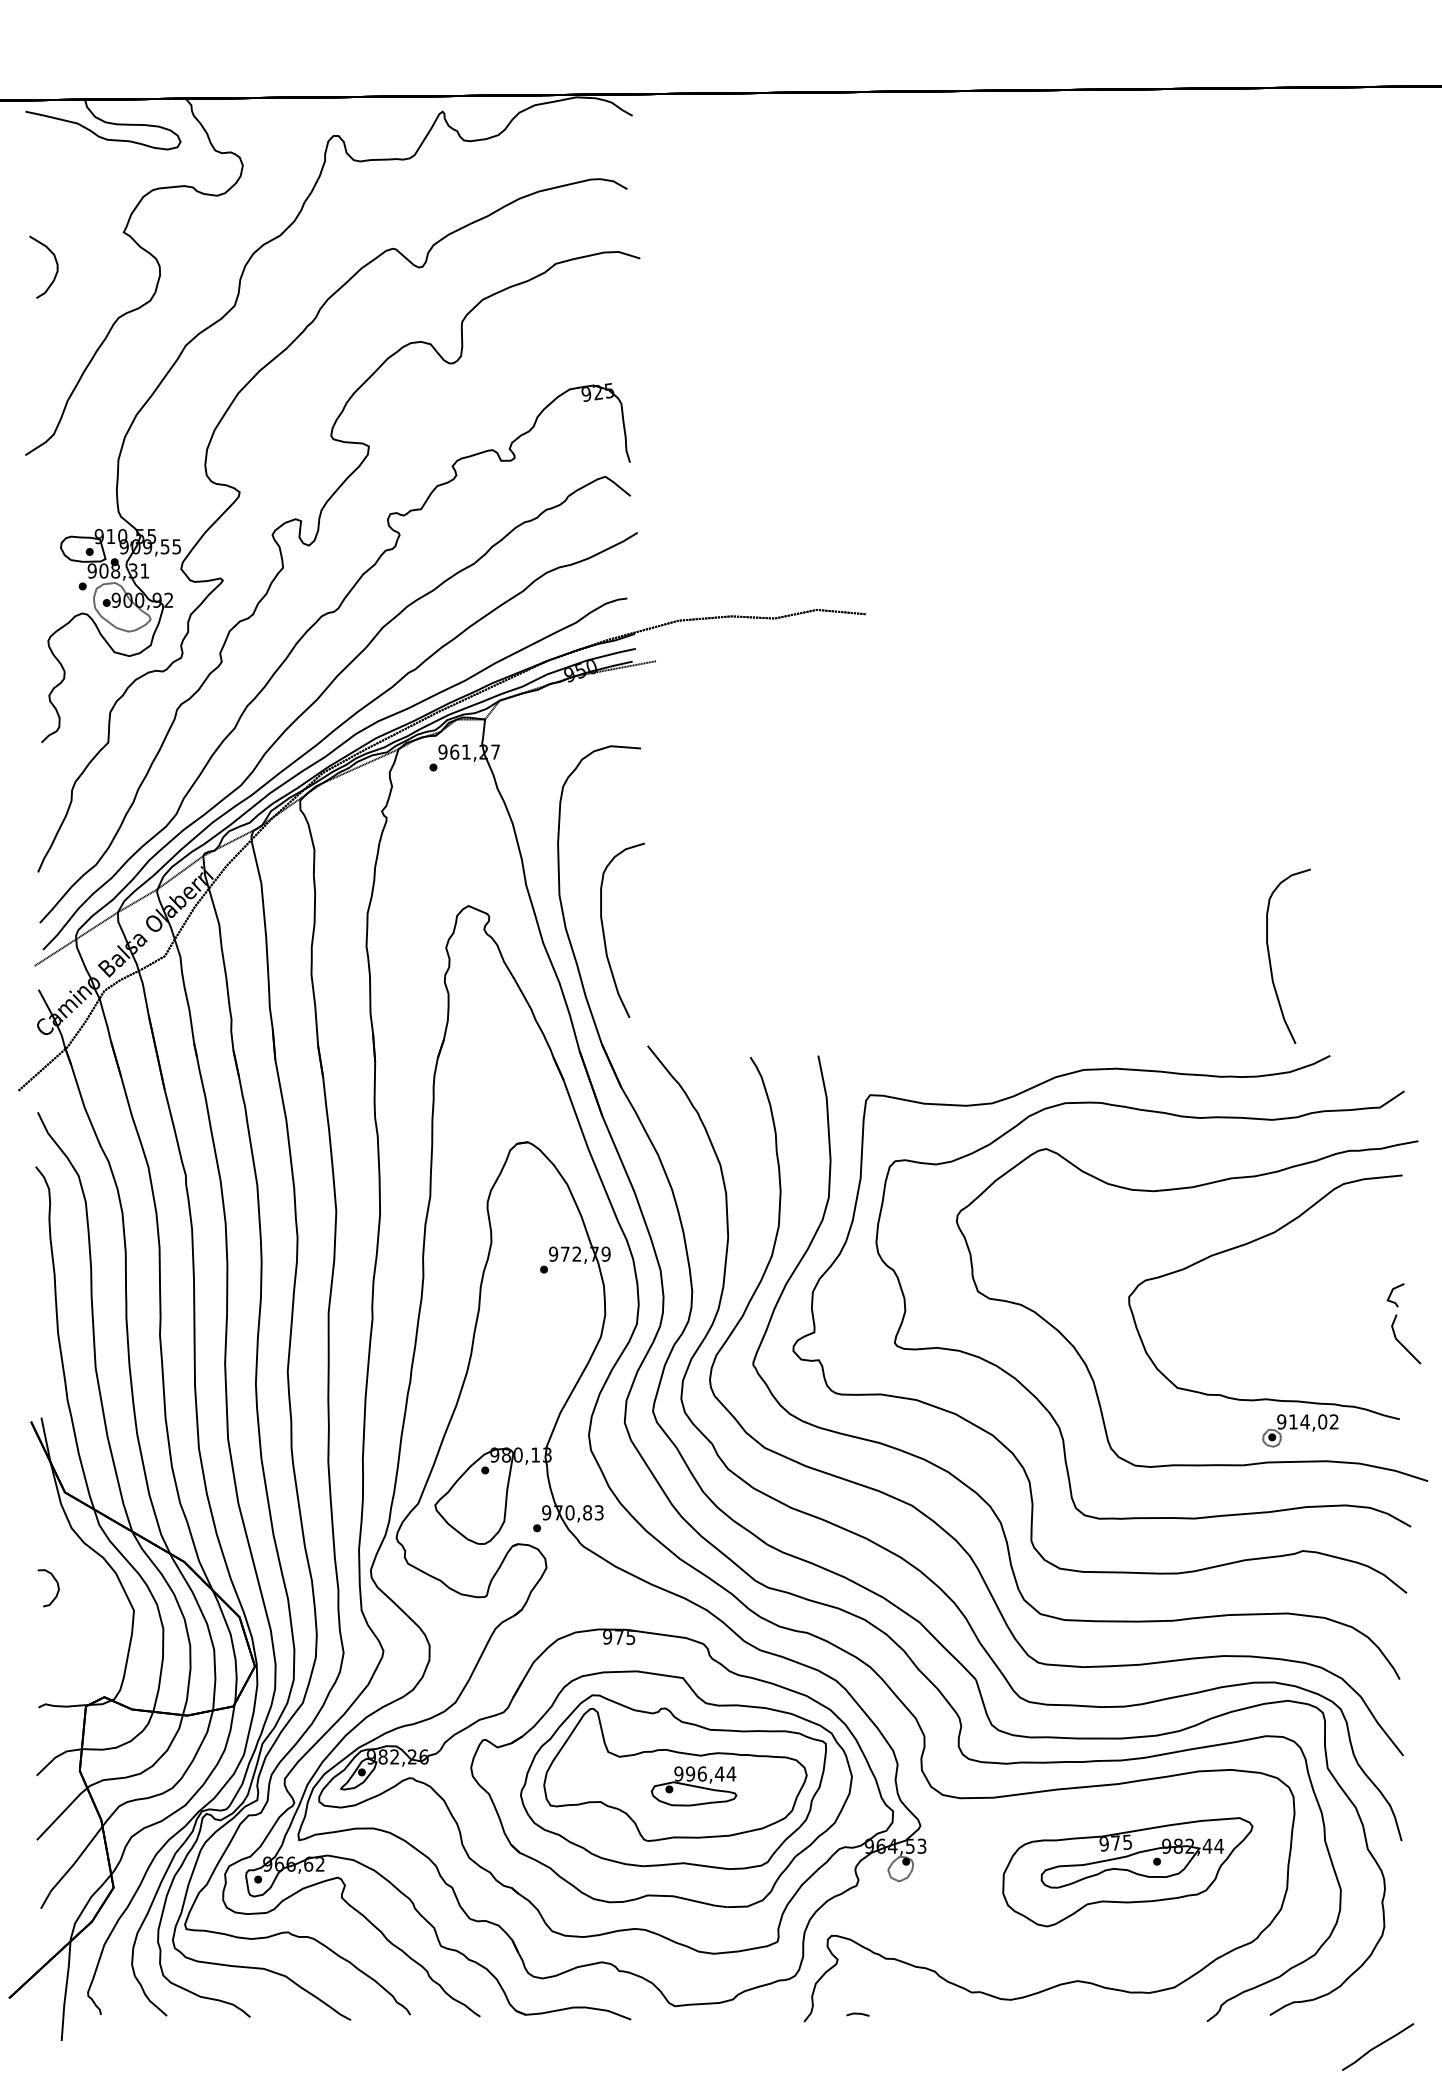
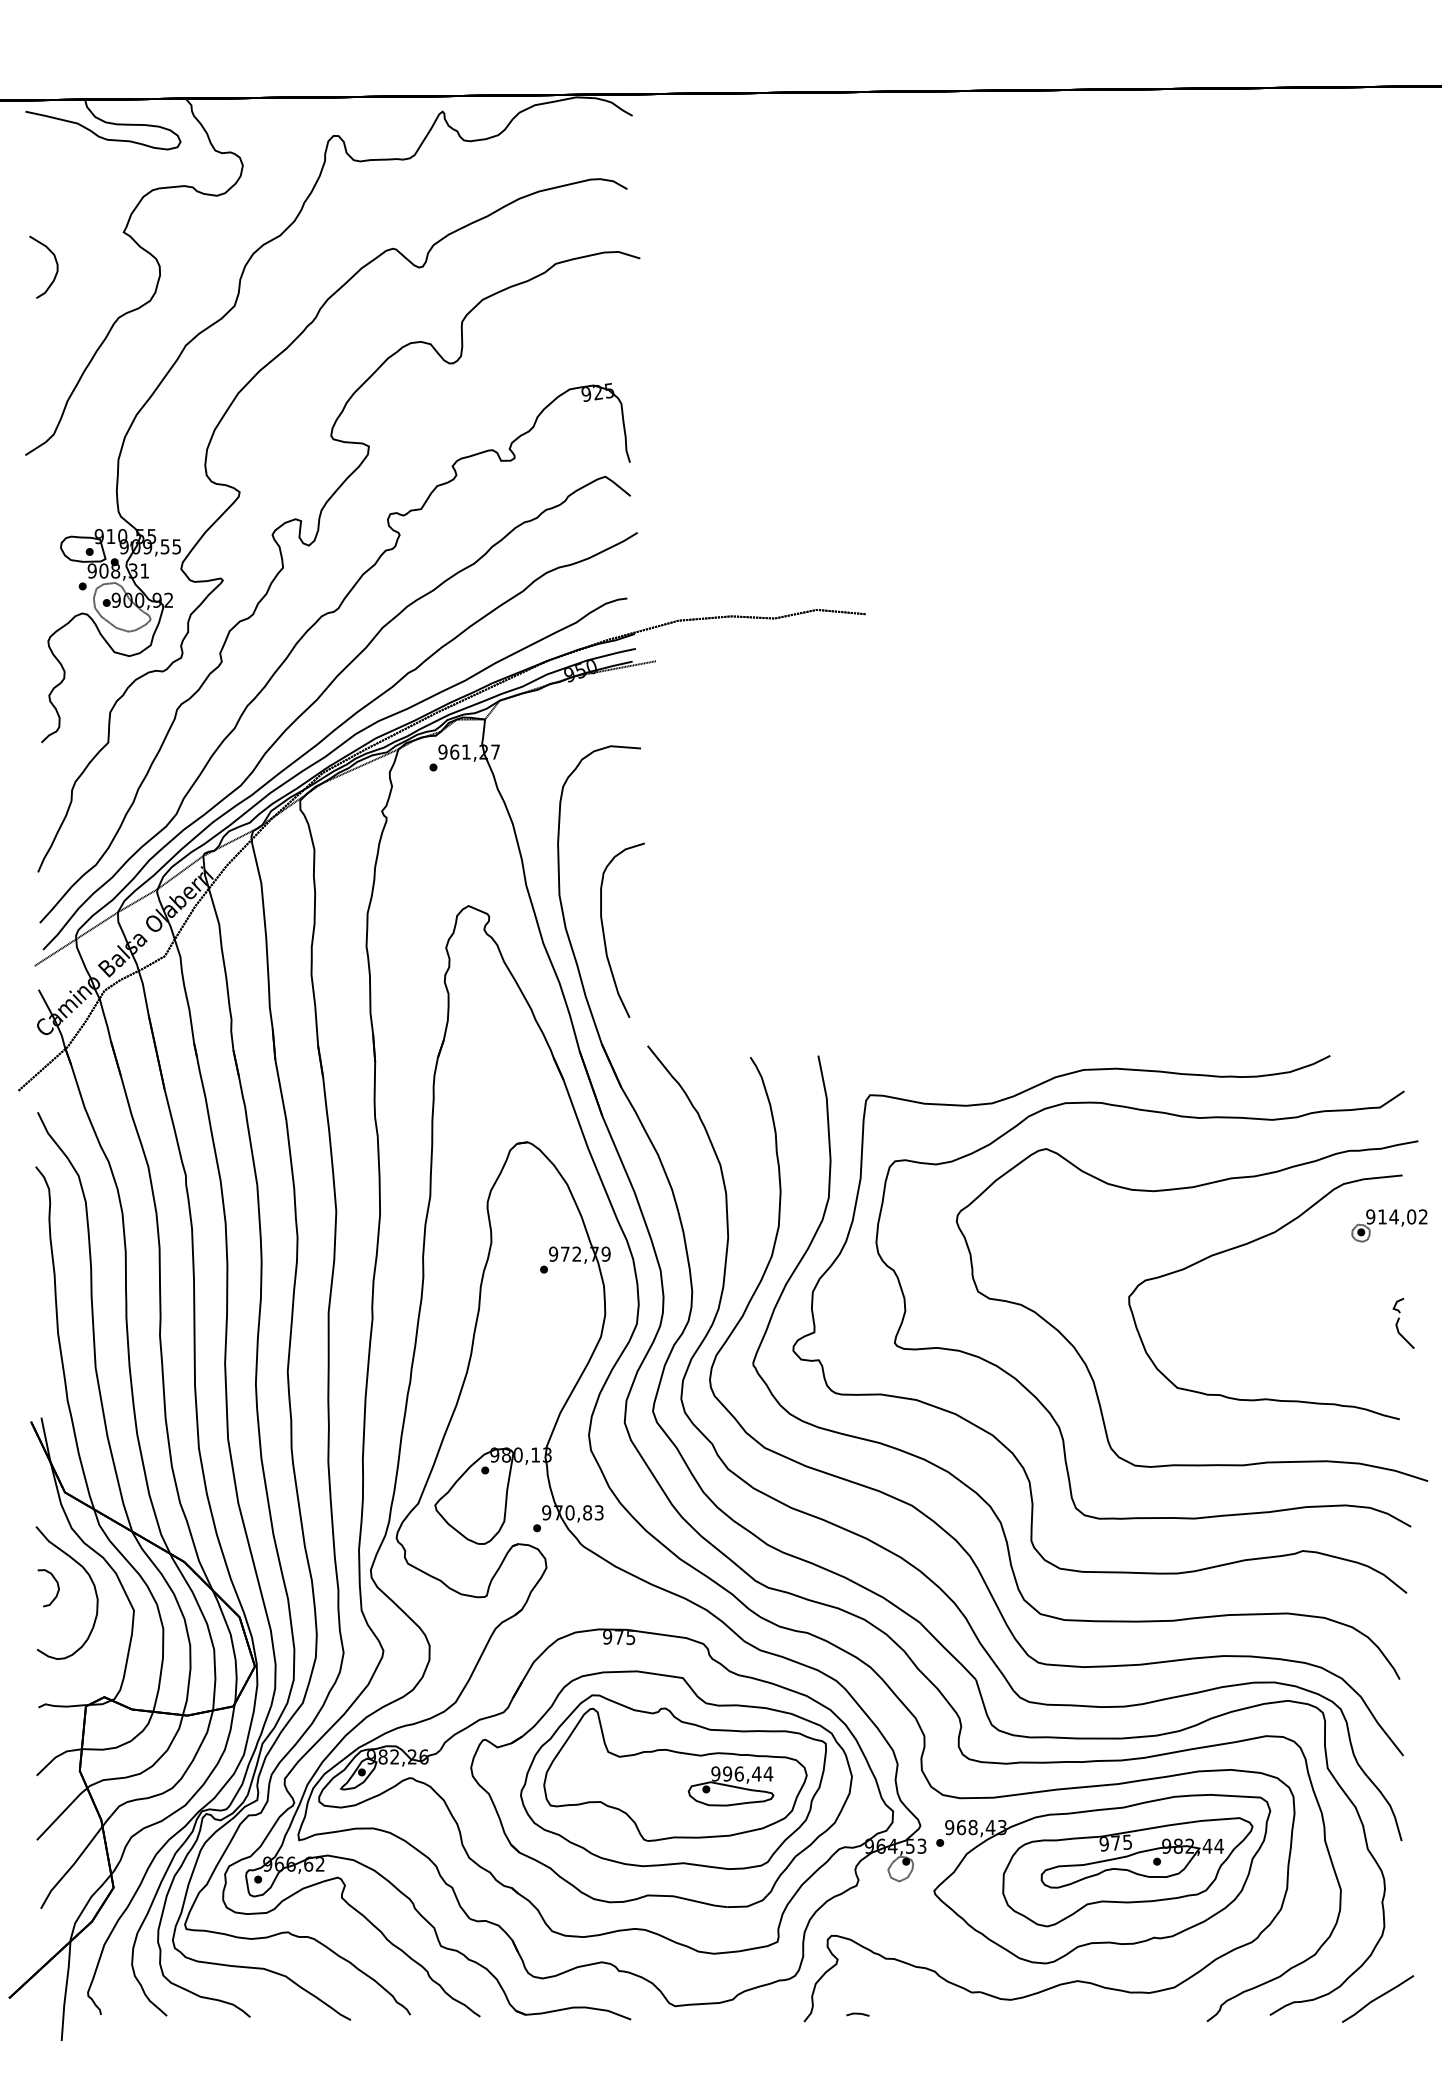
curve: present -> none (1270, 957)
part size: 36x82 px -> 23x52 px (1403, 1322)
part position: (1300, 1430) -> (1389, 1225) (1389, 1225)
part: none -> present (90, 1580)
part position: (693, 1786) -> (730, 1786) (730, 1786)
part: none -> present (1102, 1879)
line position: (1378, 2046) -> (1378, 1998) (1378, 1998)
